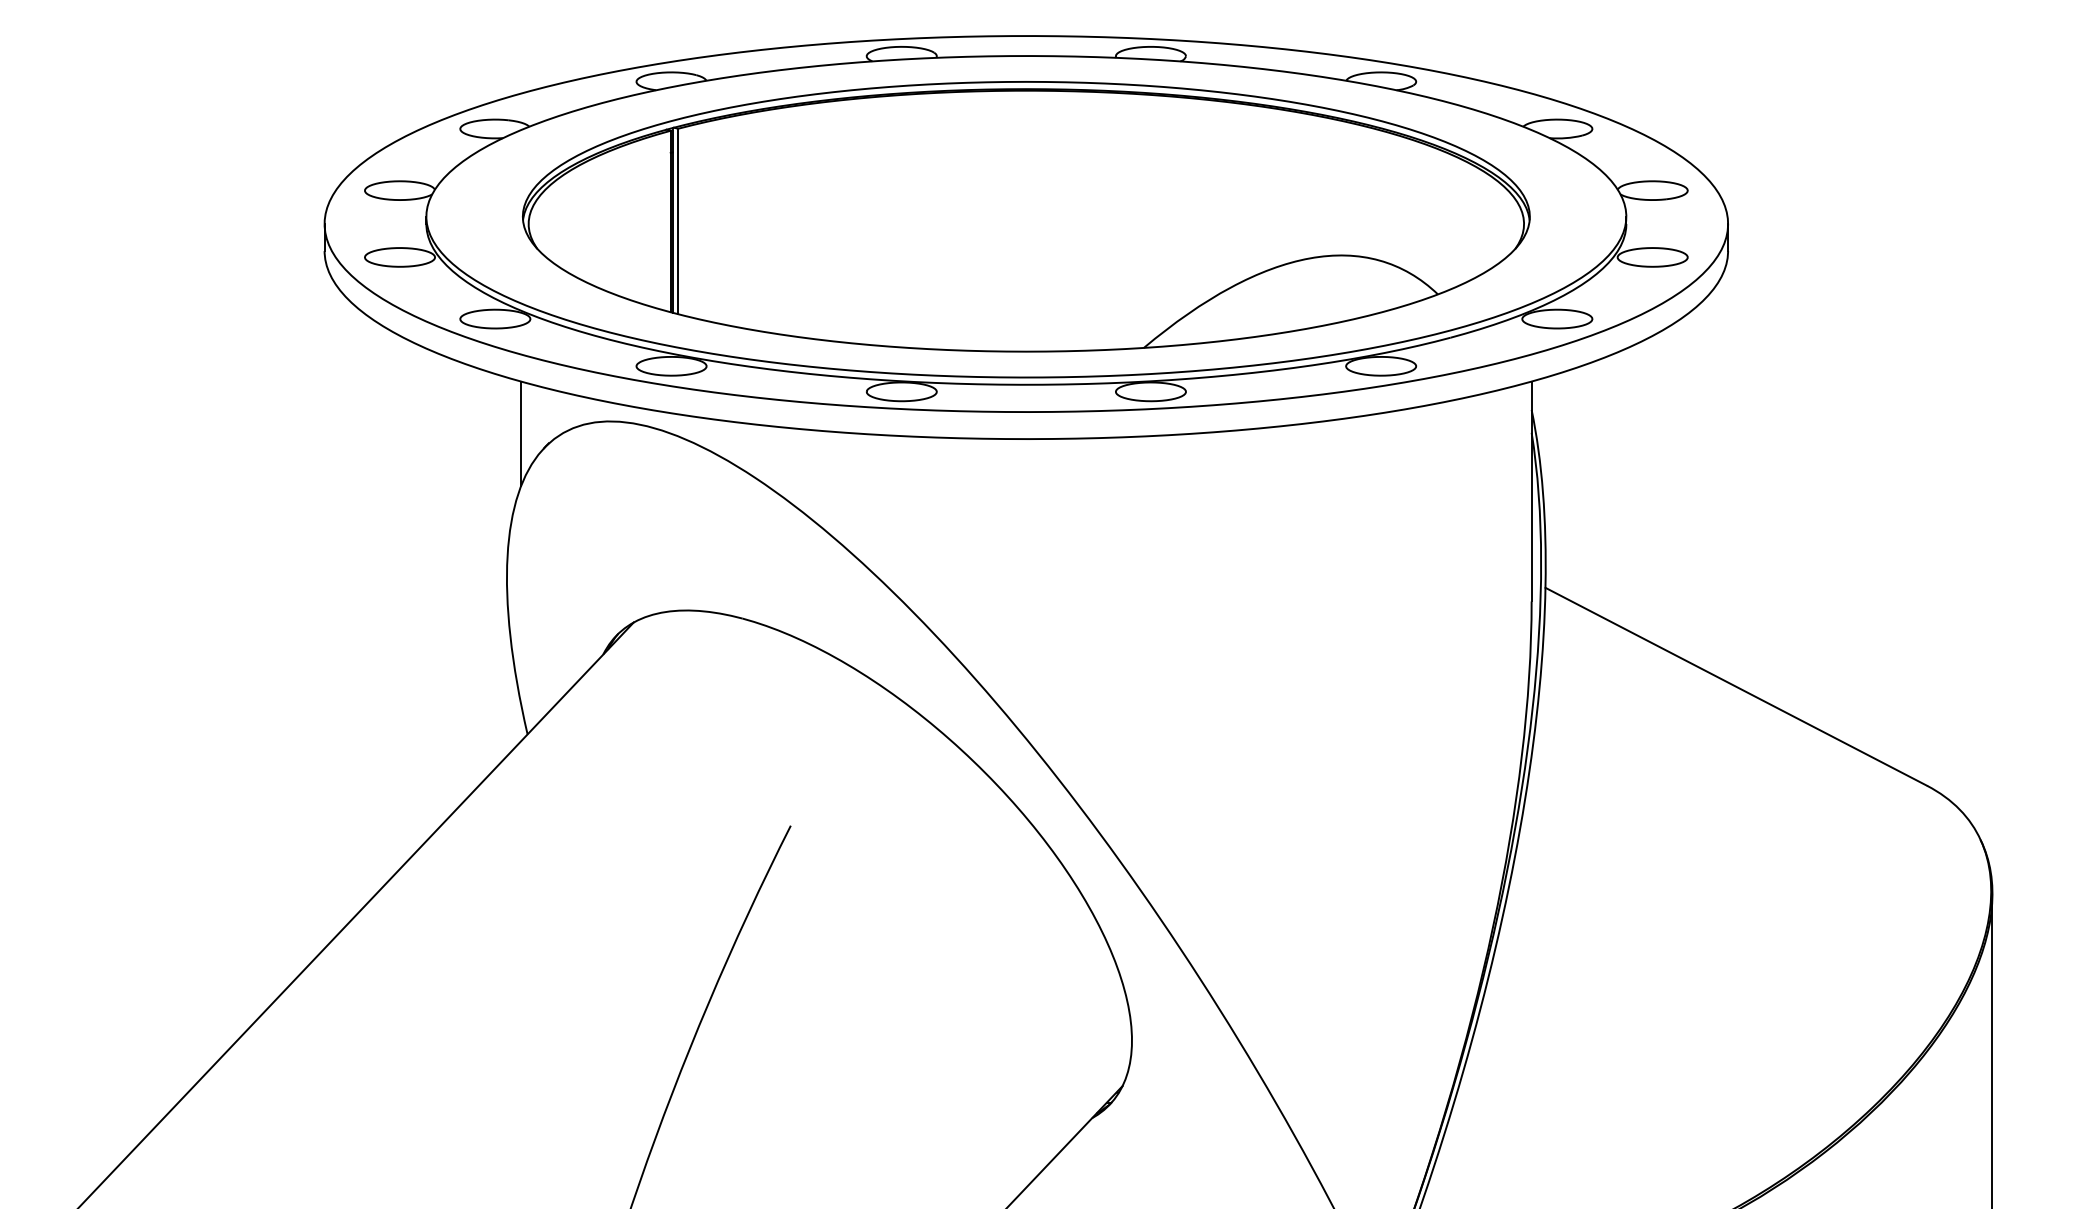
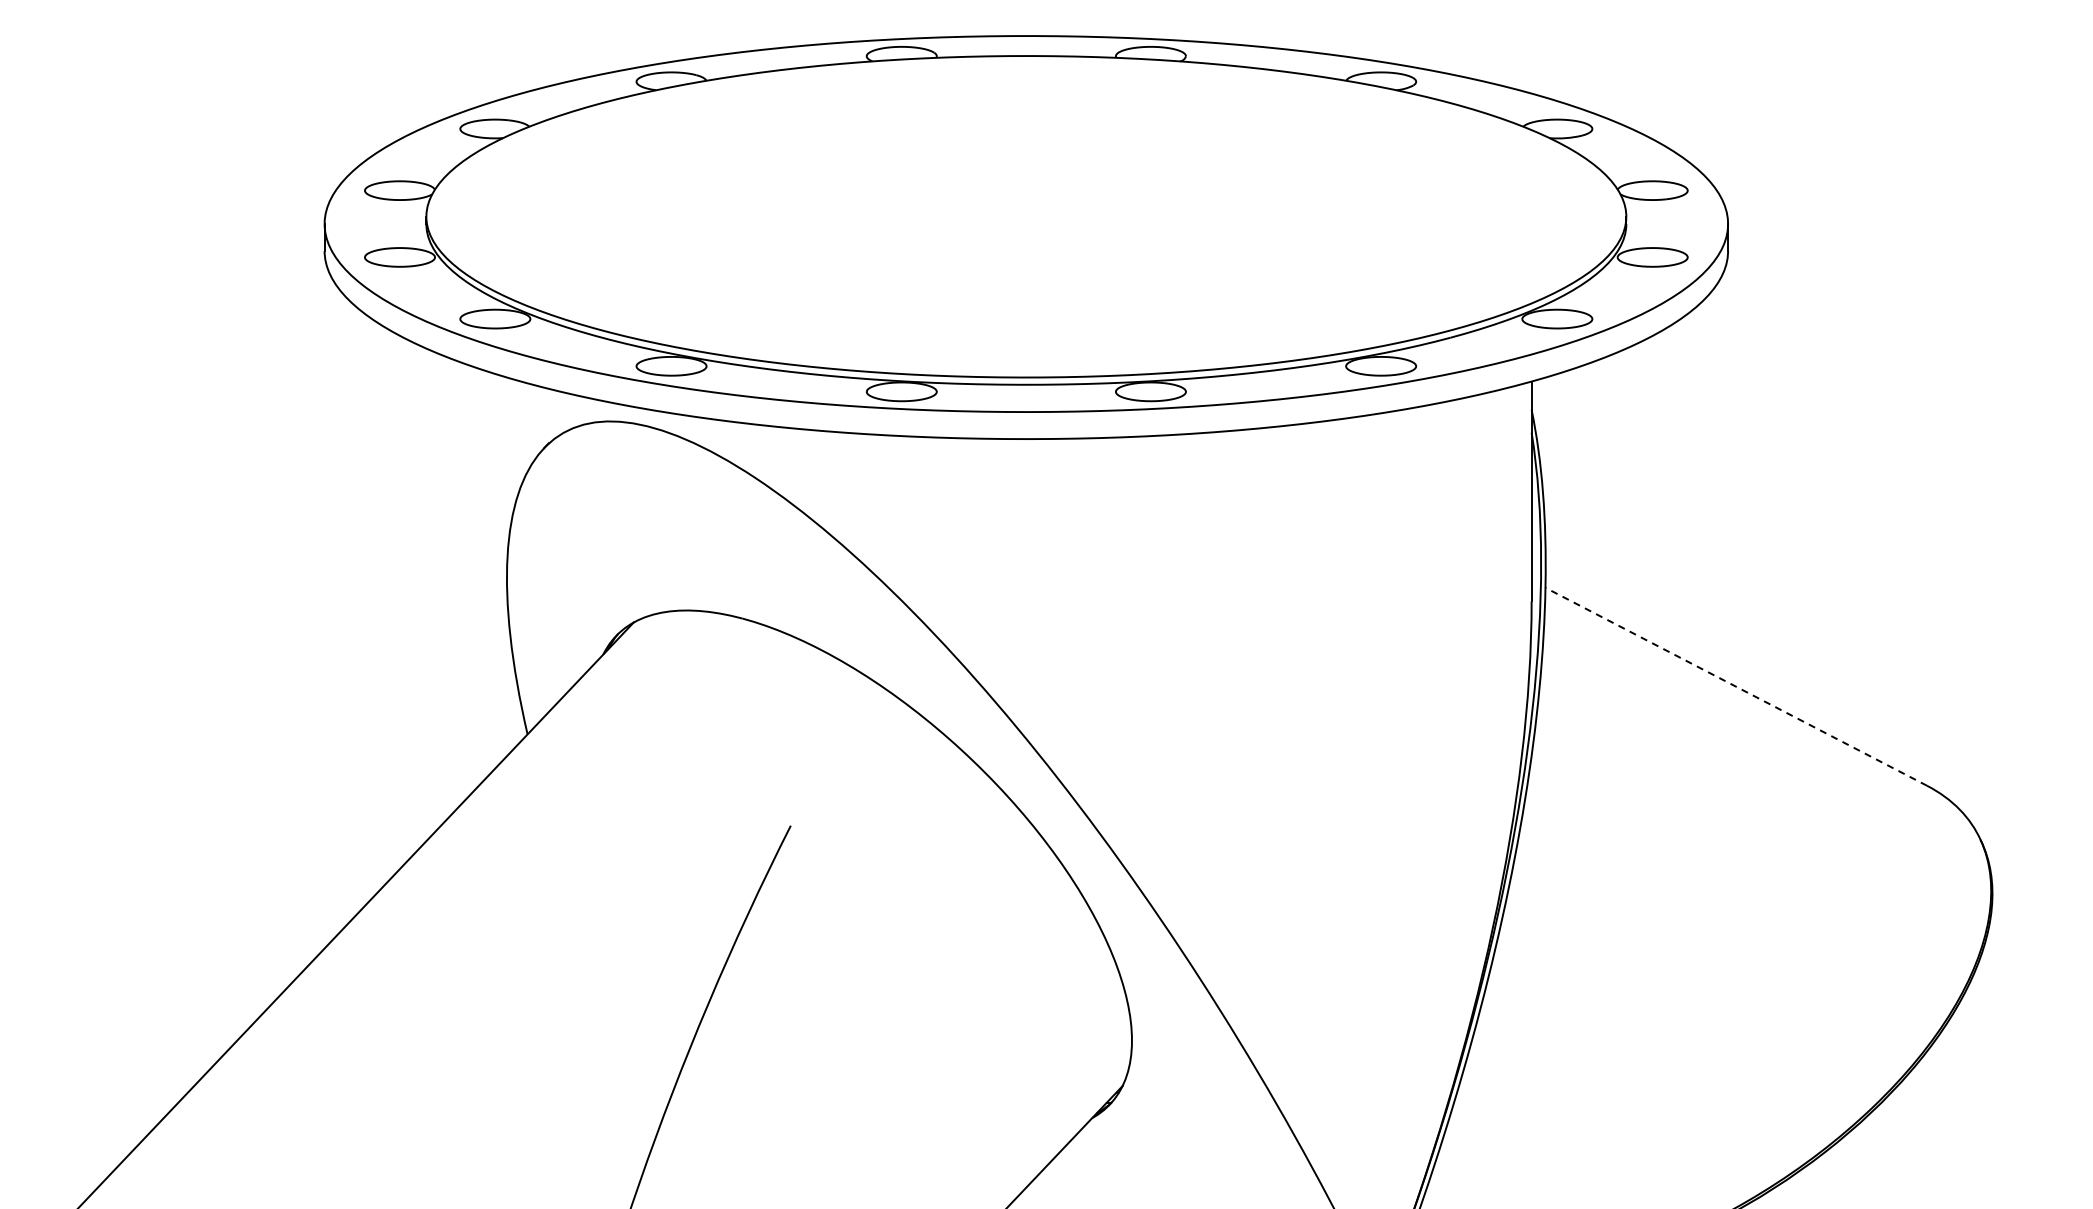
part: present -> none (1026, 216)
line: present -> none (521, 433)
line: solid -> dashed (1736, 686)
line: present -> none (1992, 1049)
